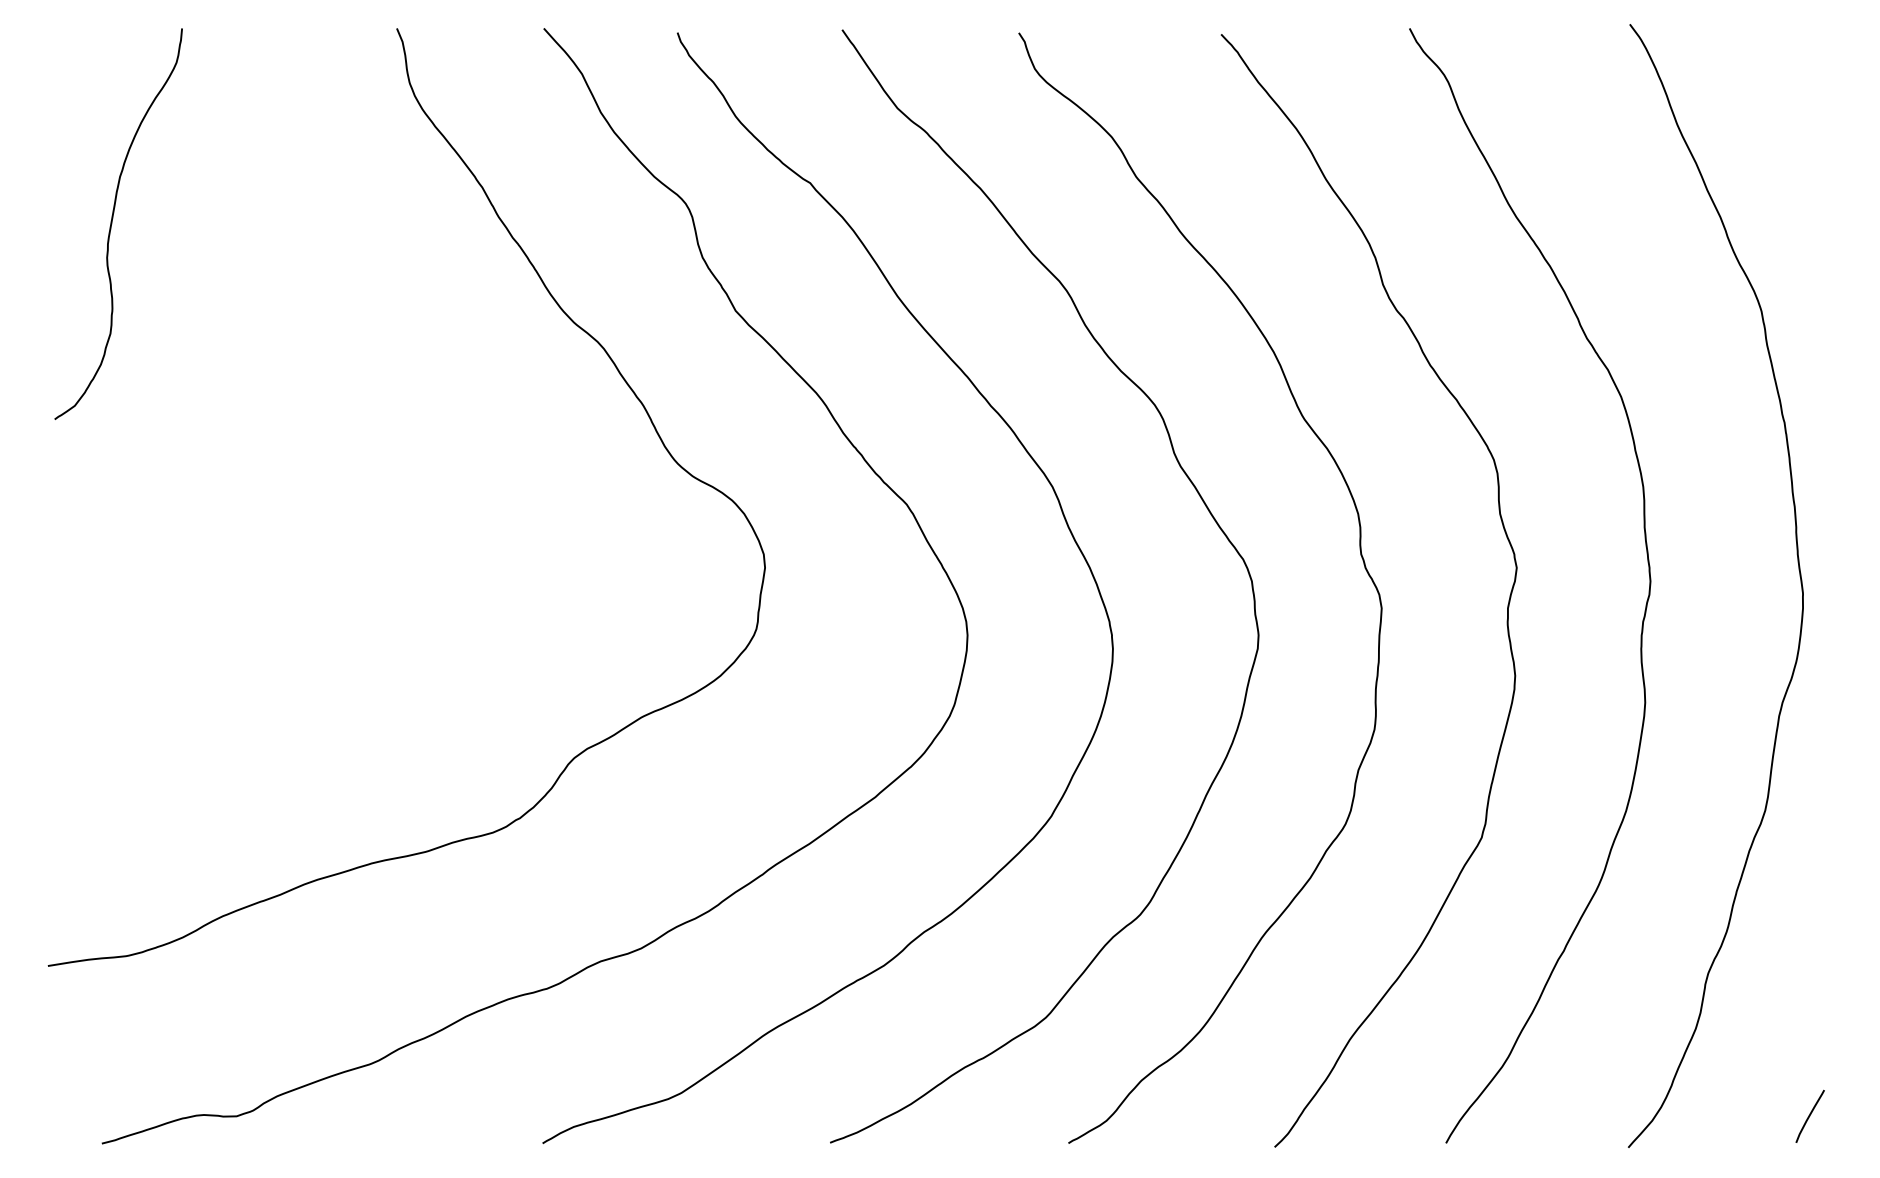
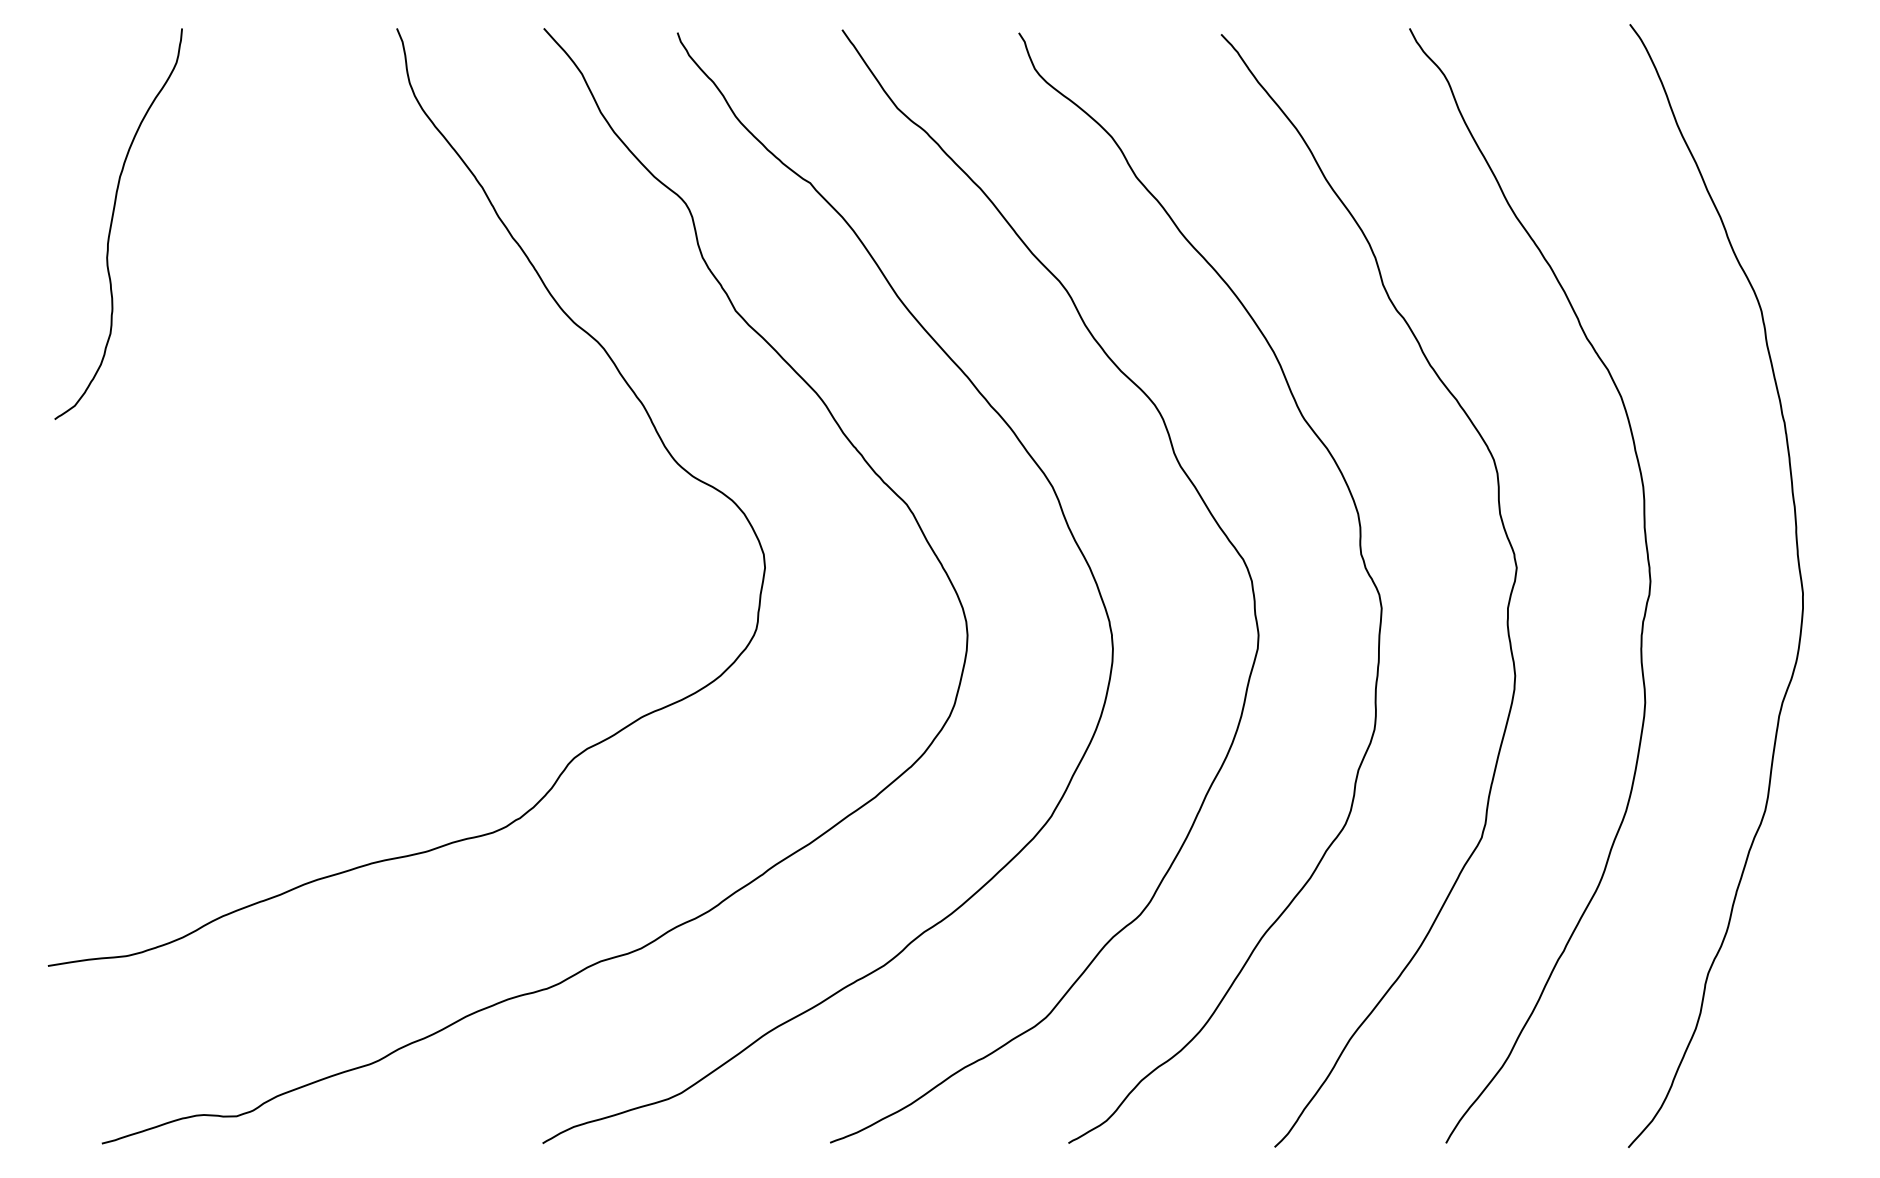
curve: present -> none (1809, 1115)
